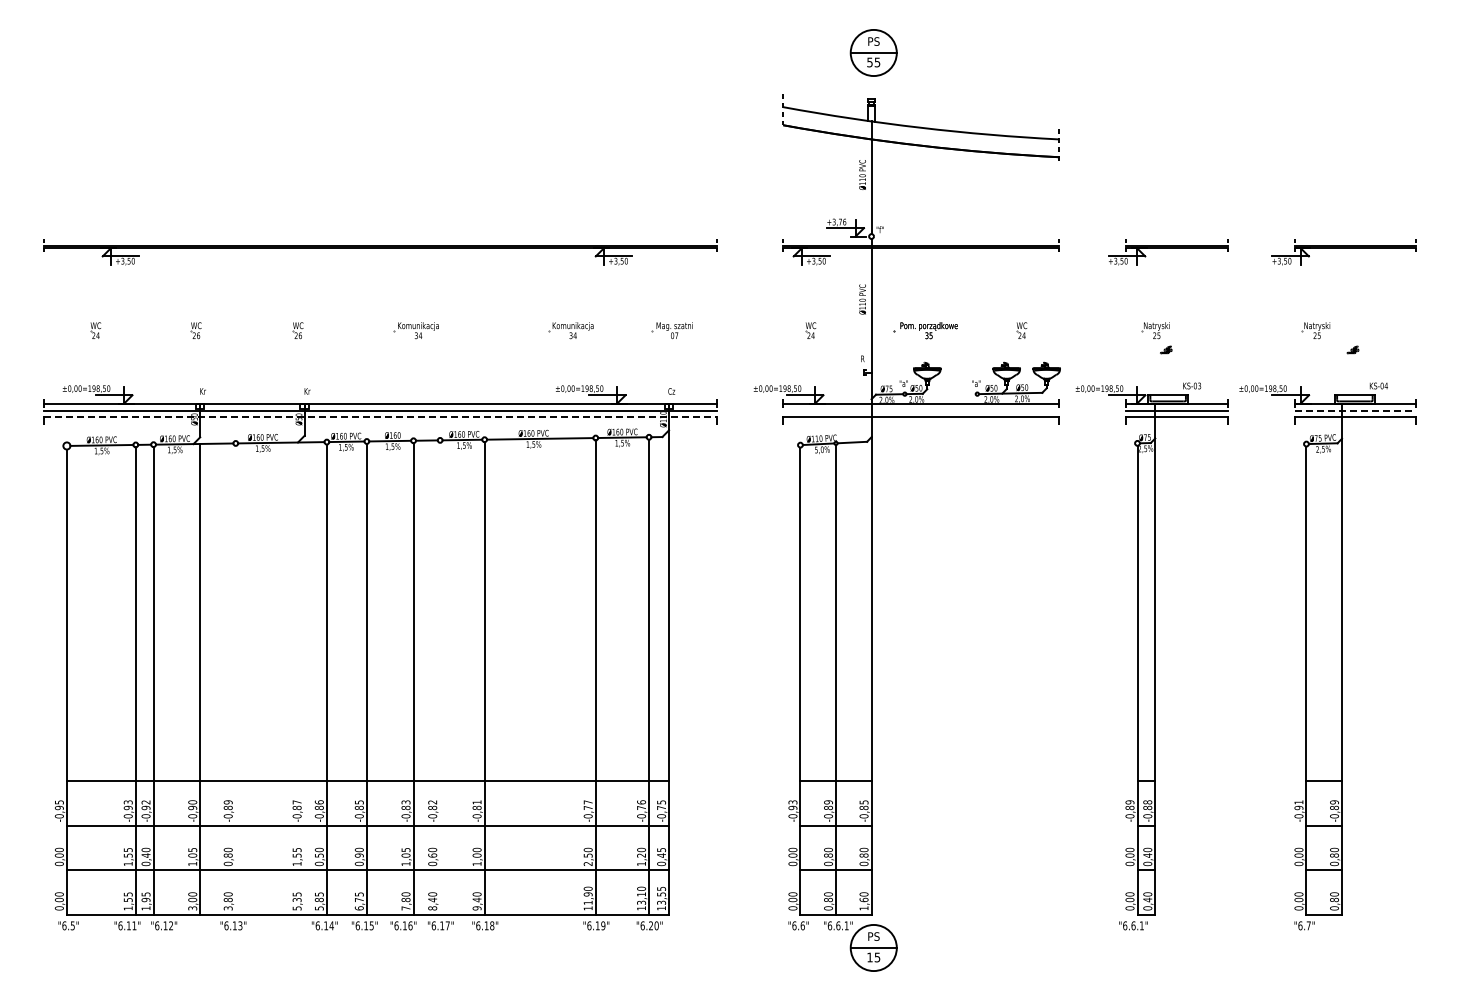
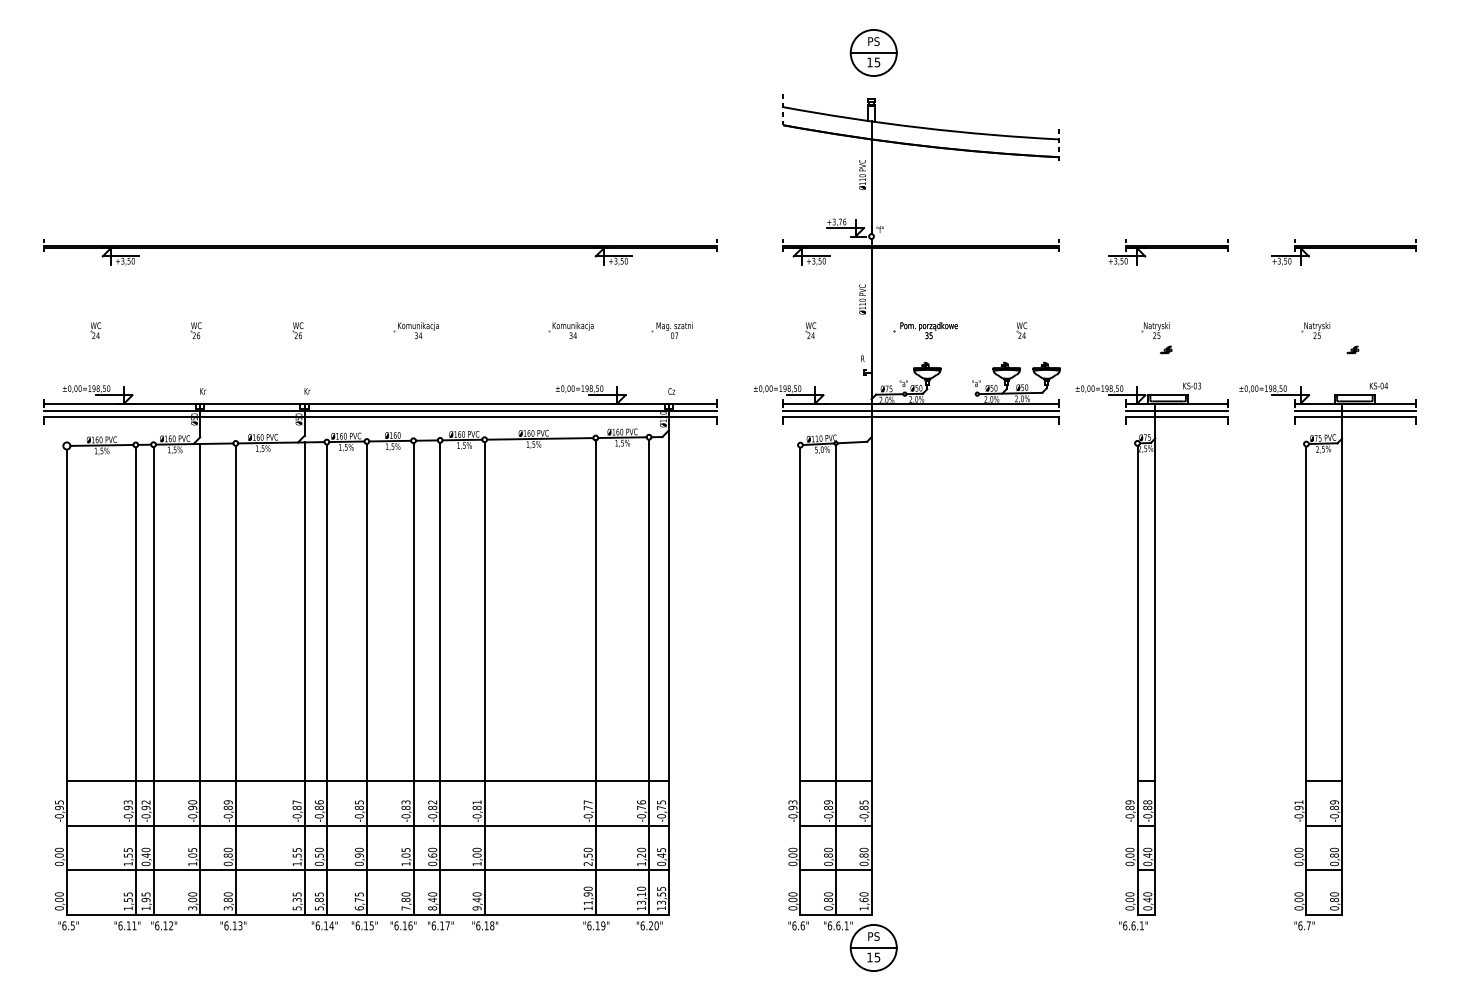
text: 55 -> 15 (869, 62)
line: none -> present (921, 410)
line: dashed -> solid (1355, 410)
line: dashed -> solid (380, 417)
line: none -> present (304, 678)
line: none -> present (440, 678)
line: none -> present (235, 679)
